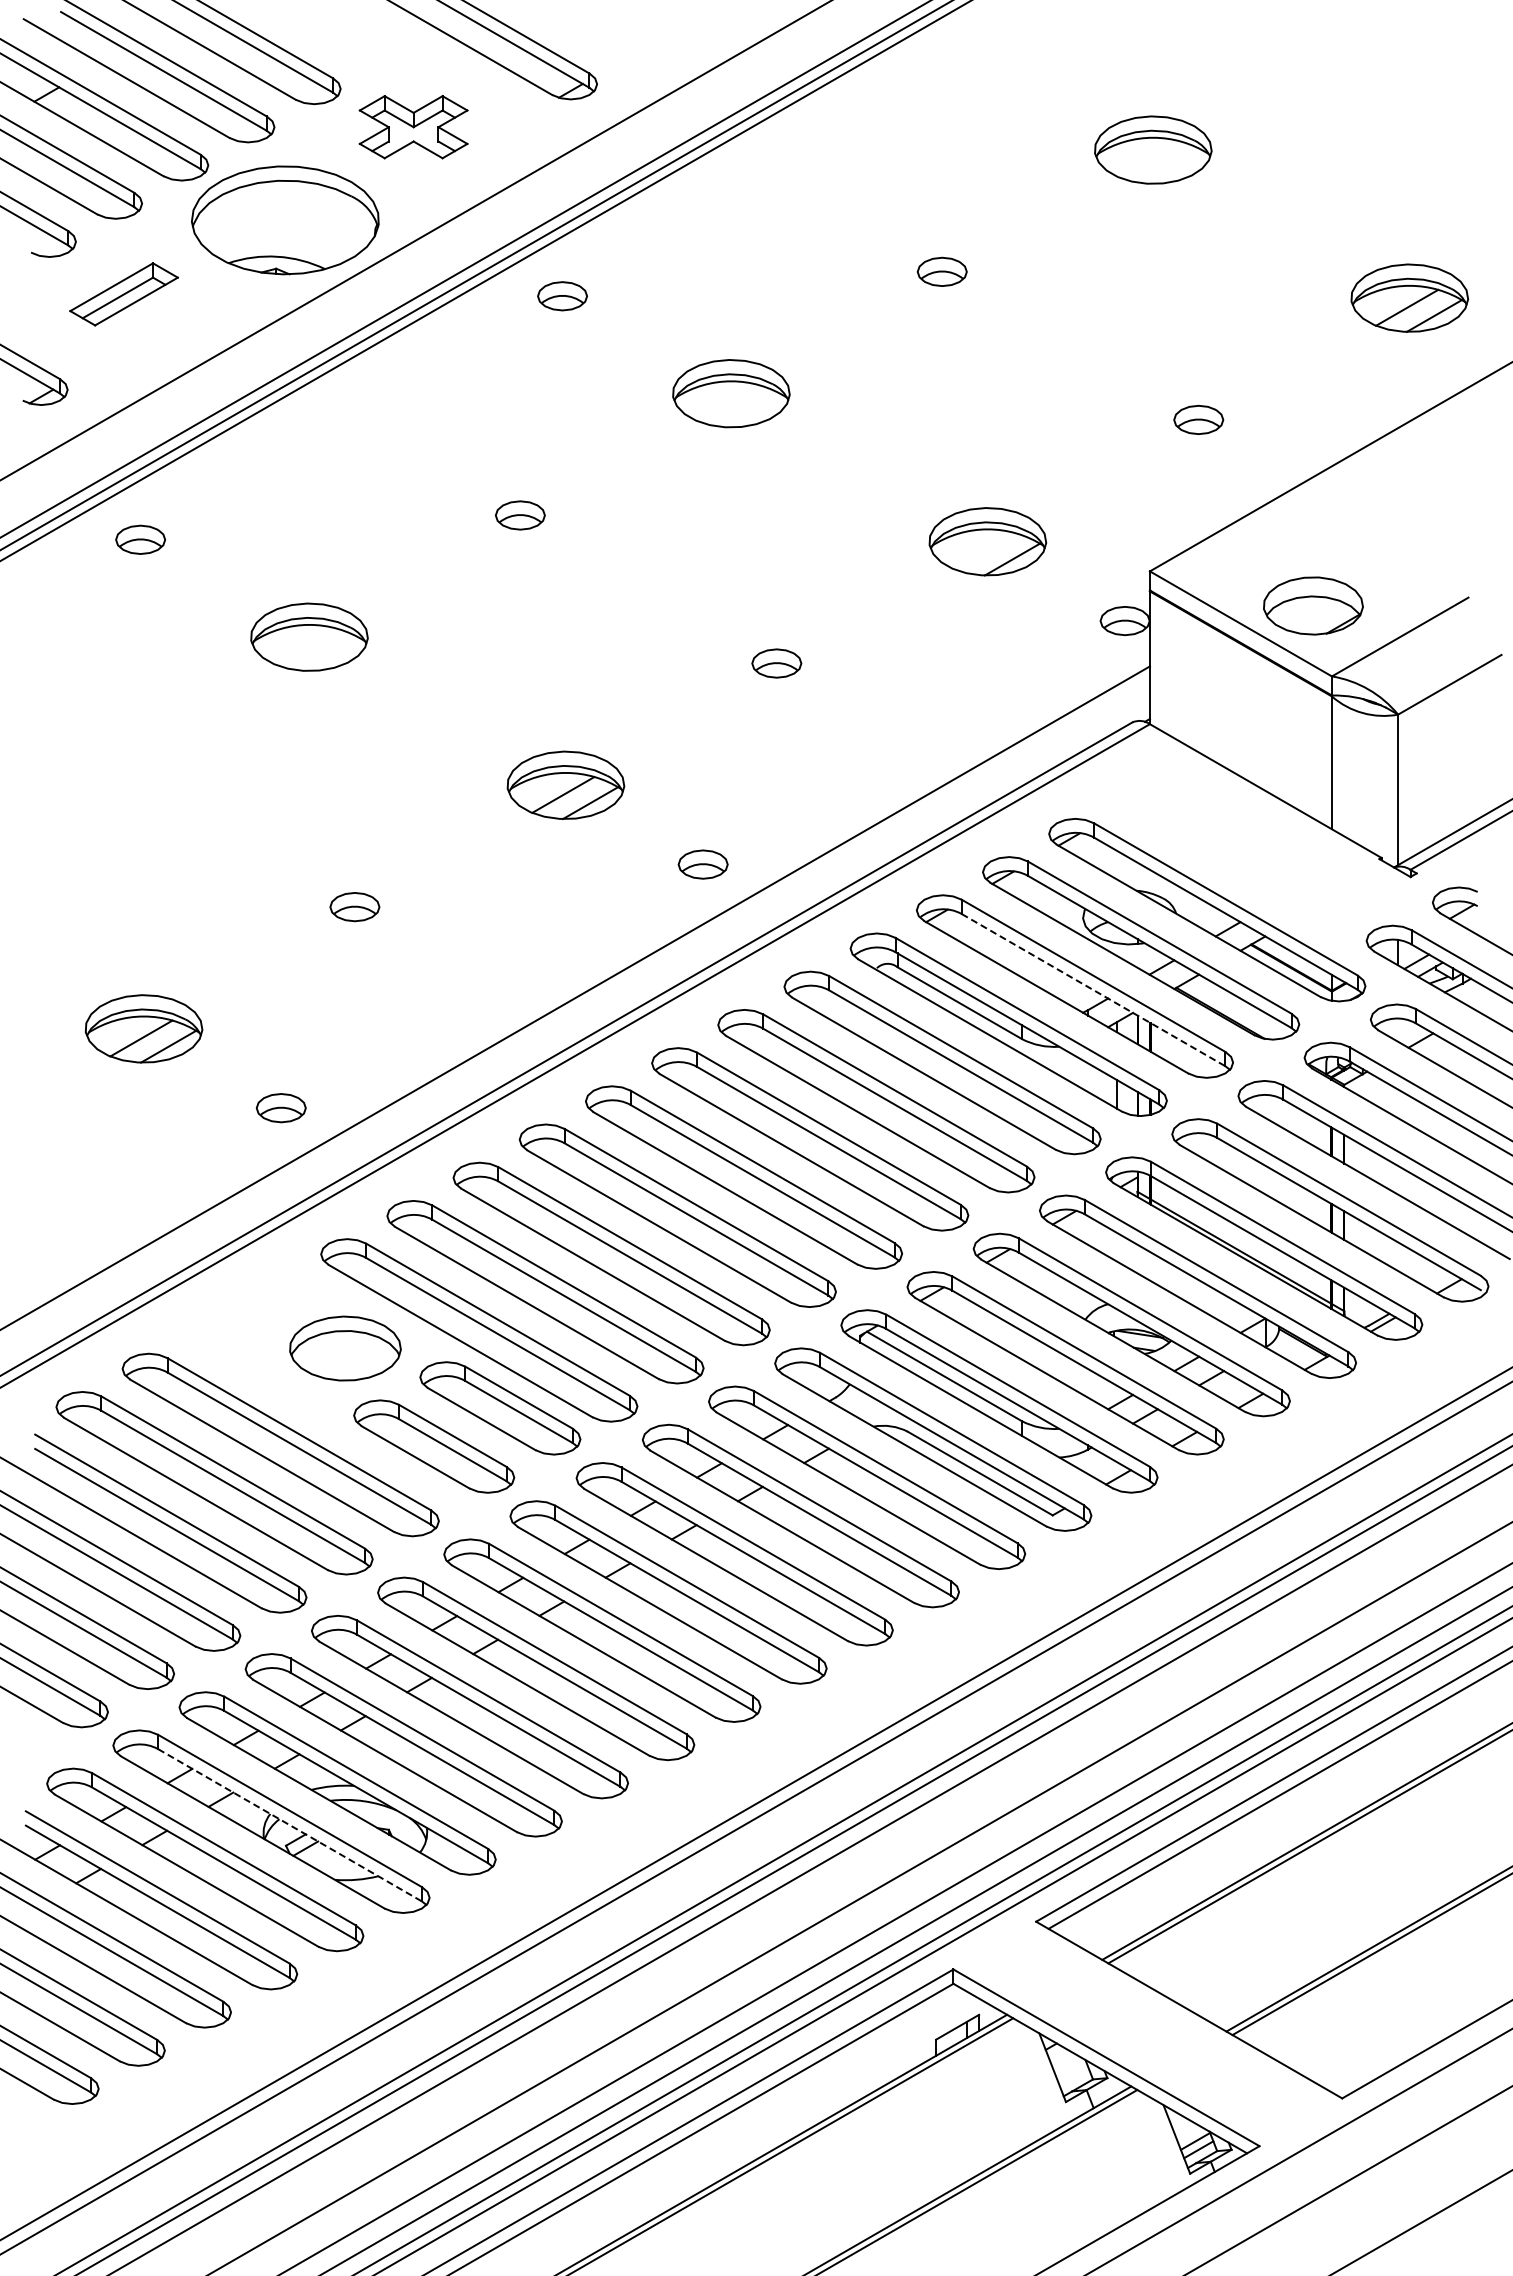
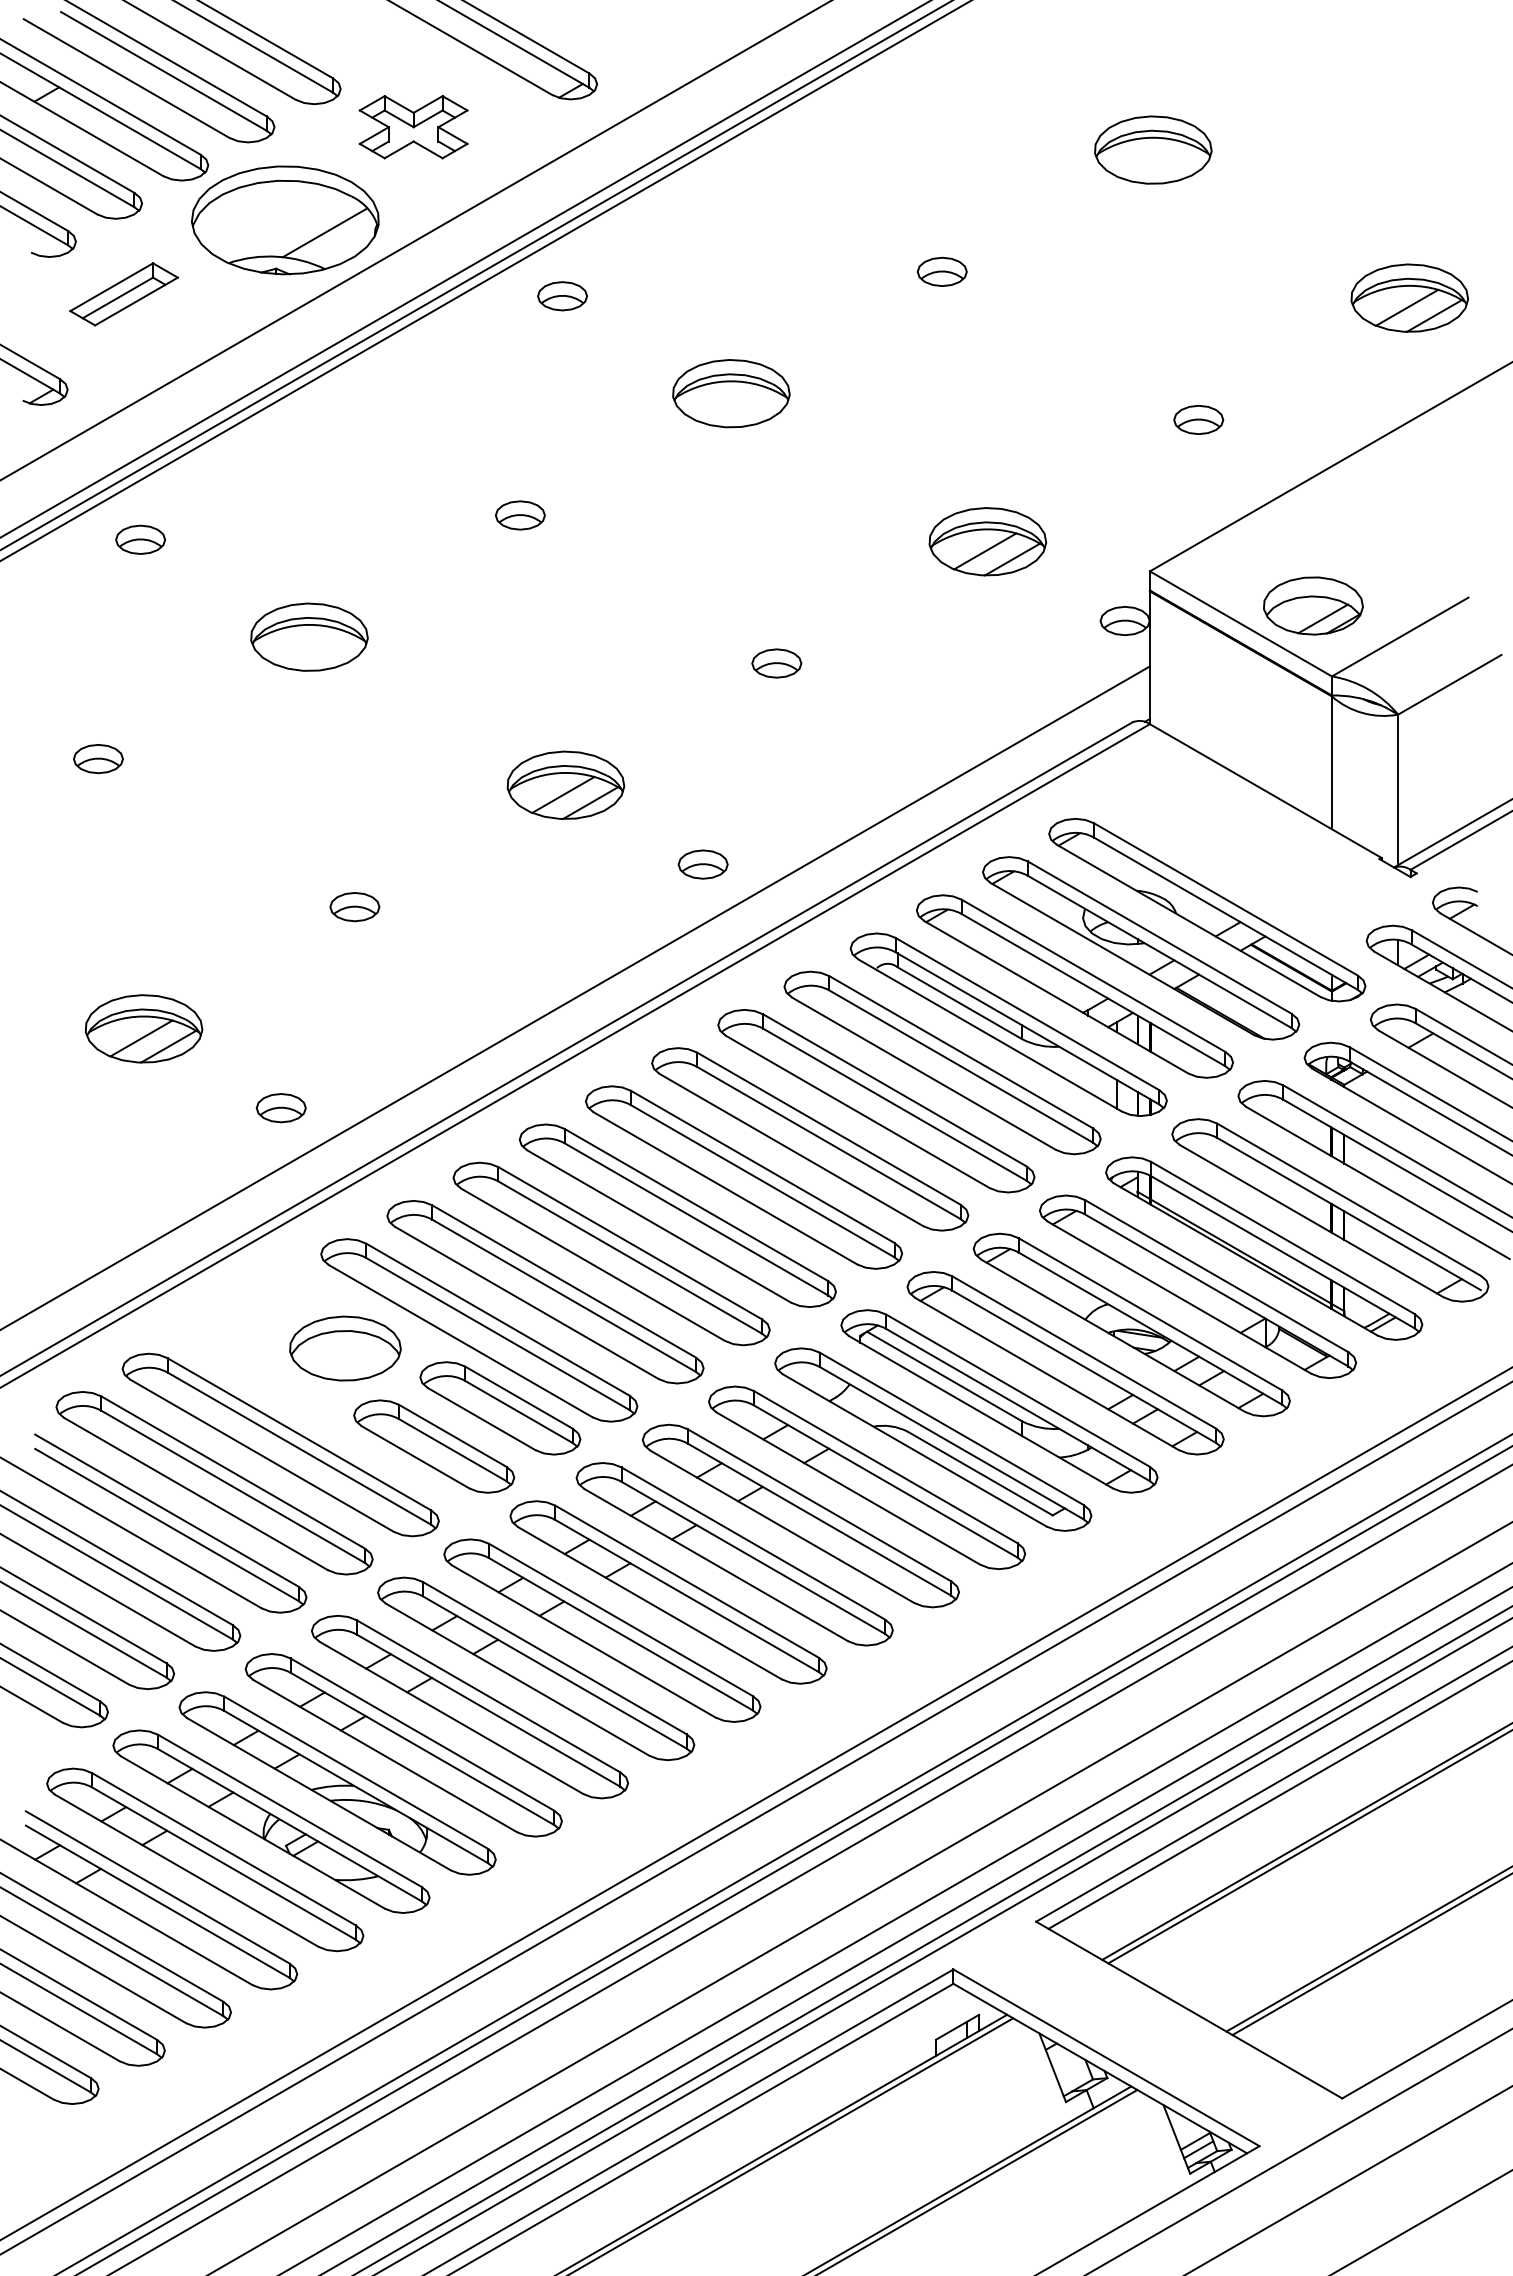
line: none -> present (324, 232)
line: none -> present (985, 551)
line: none -> present (1323, 618)
part: none -> present (98, 759)
line: dashed -> solid (1094, 990)
line: dashed -> solid (290, 1825)
